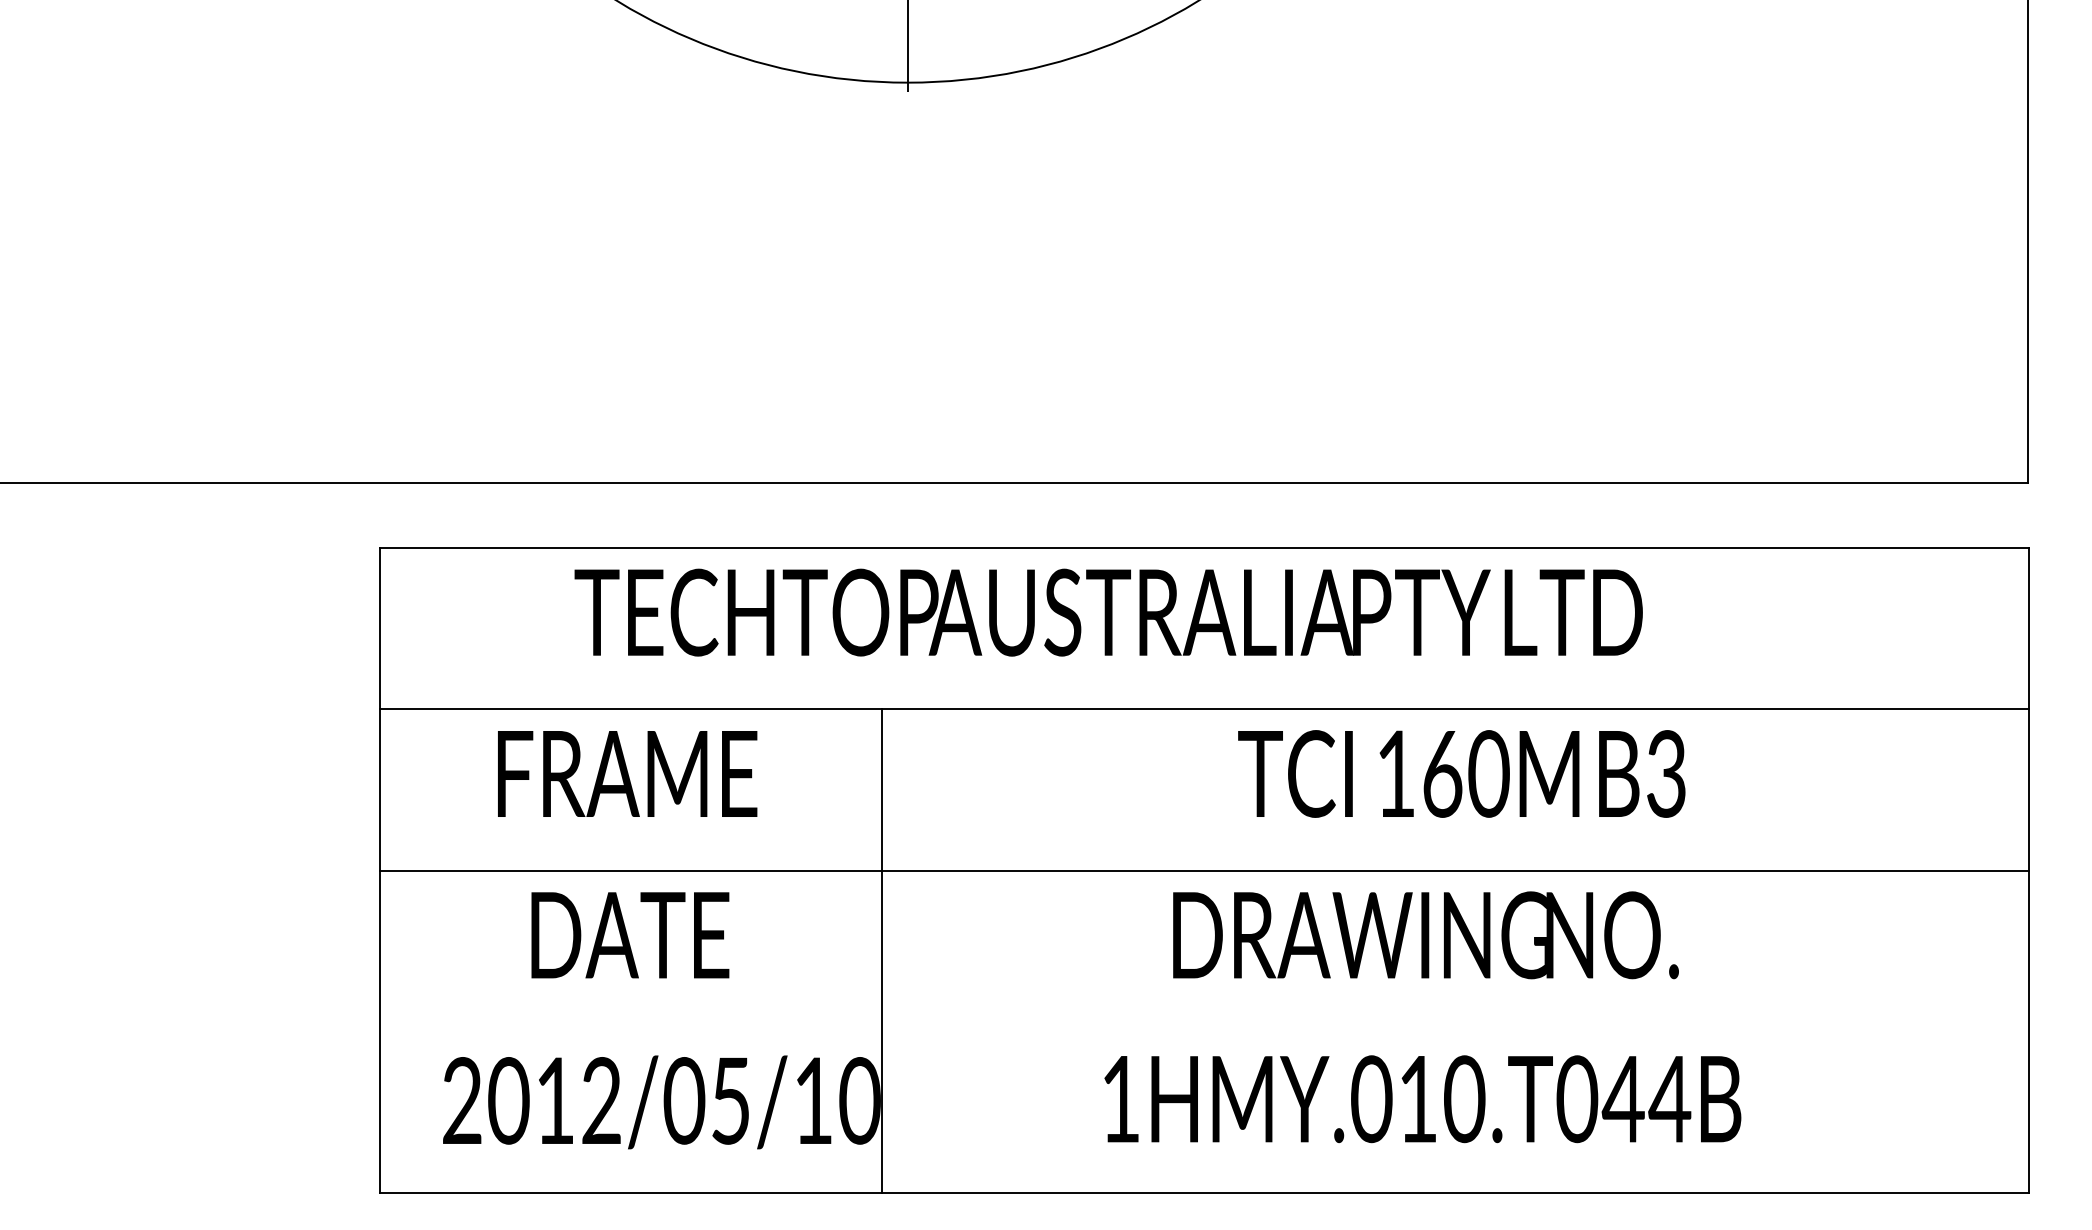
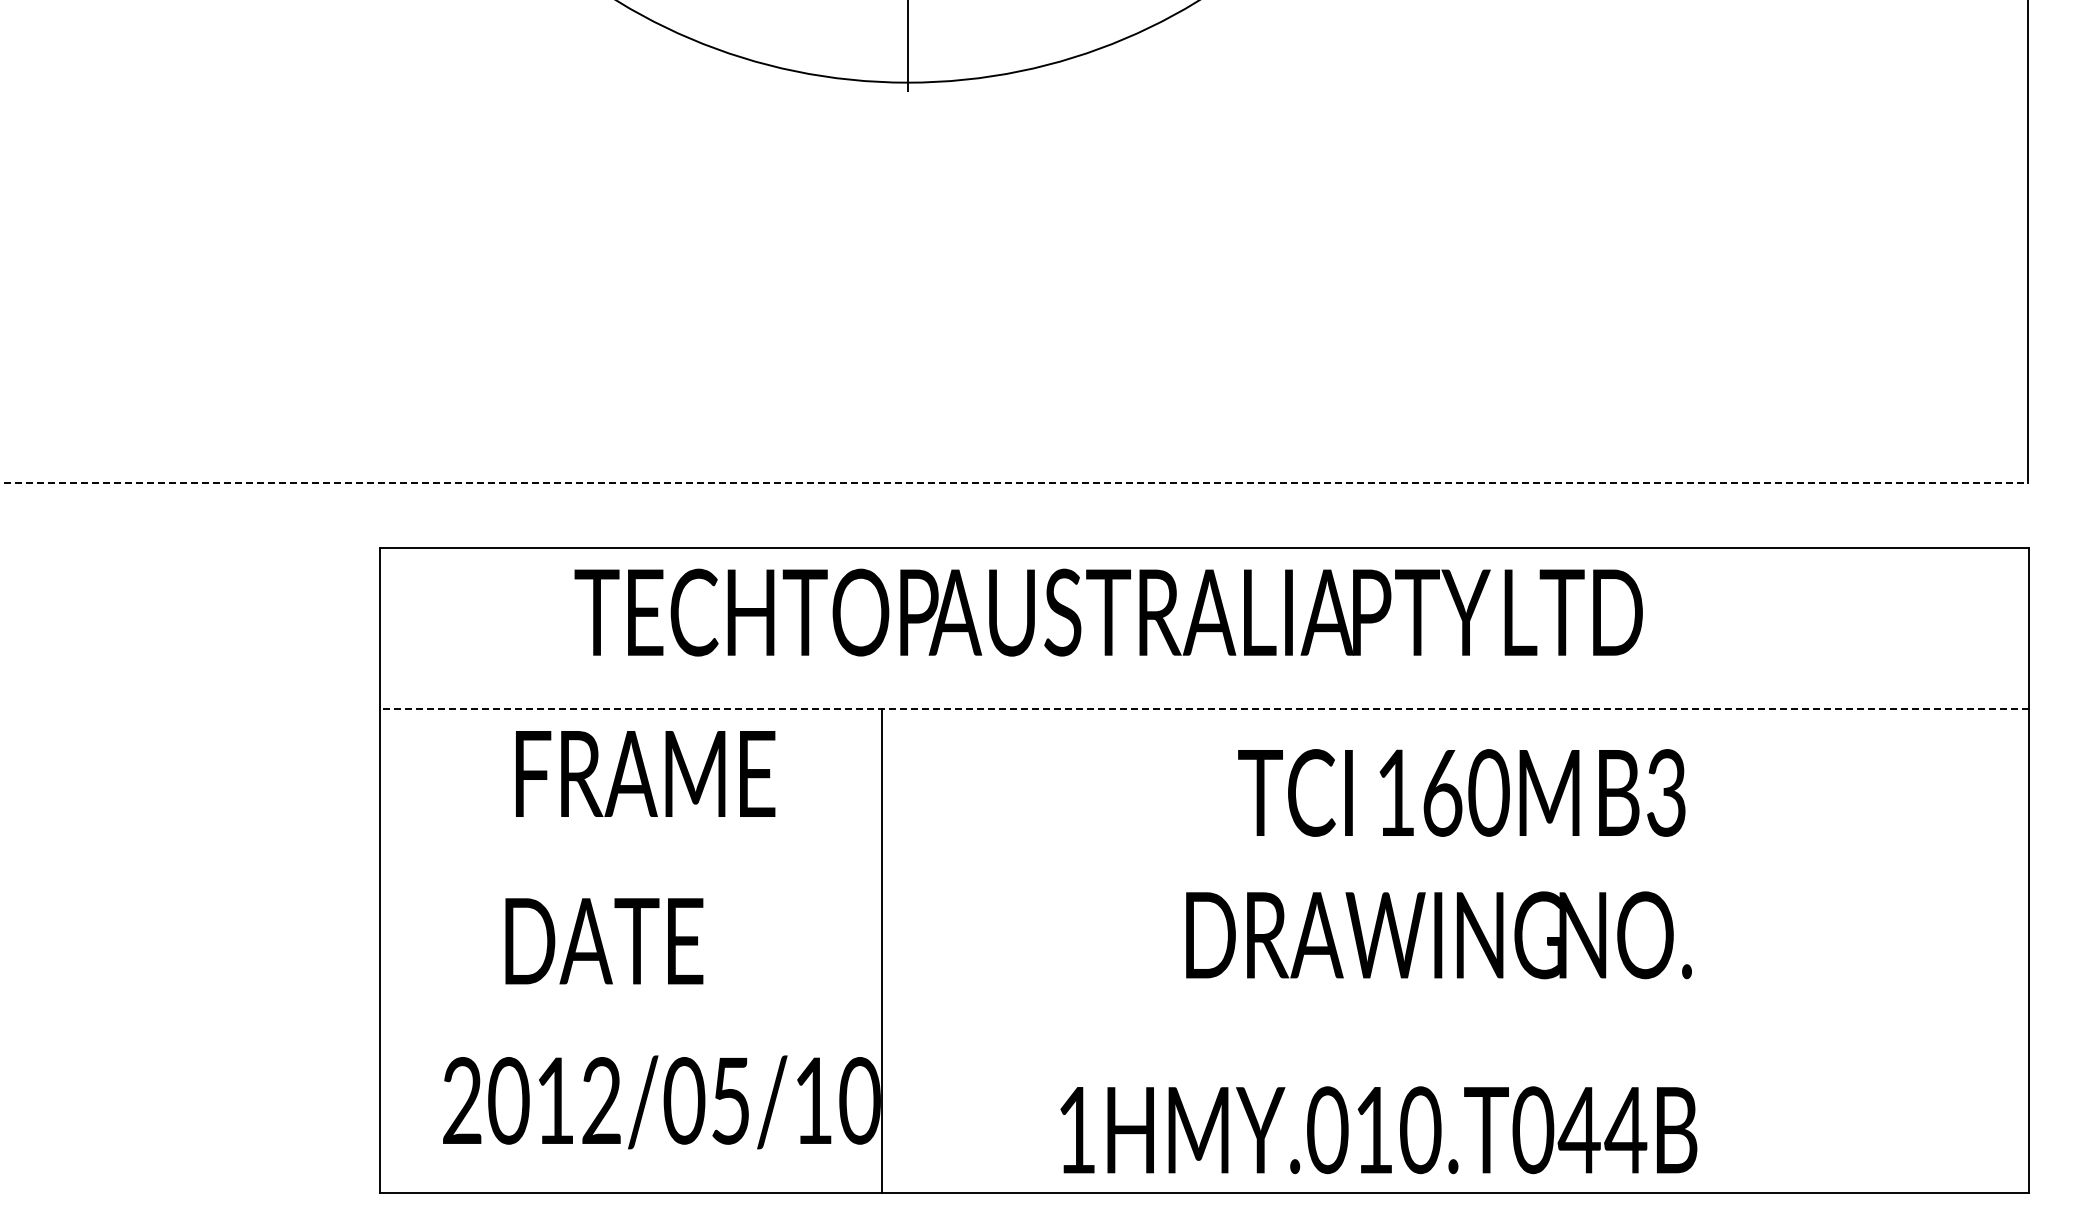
line: solid -> dashed (1014, 482)
line: solid -> dashed (1204, 709)
text position: (627, 773) -> (645, 773) (645, 773)
text position: (1461, 773) -> (1461, 792) (1461, 792)
line: present -> none (1204, 870)
text position: (630, 935) -> (604, 941) (604, 941)
text position: (1425, 935) -> (1438, 935) (1438, 935)
text position: (1422, 1099) -> (1378, 1130) (1378, 1130)
